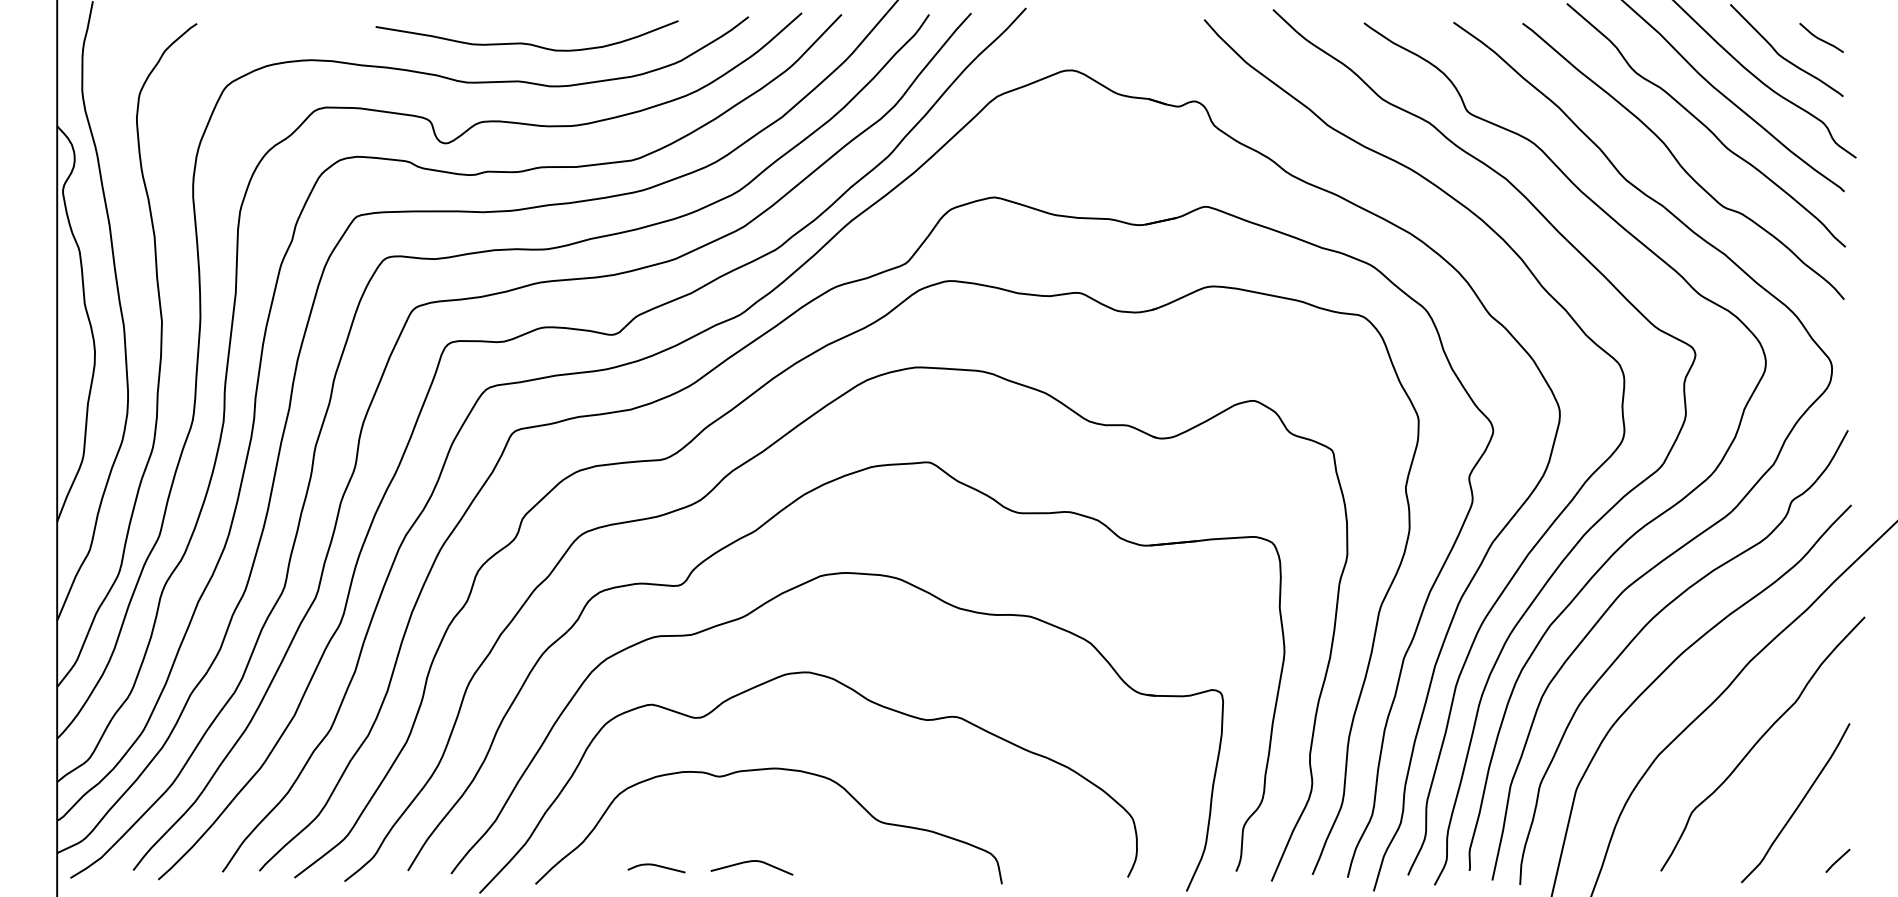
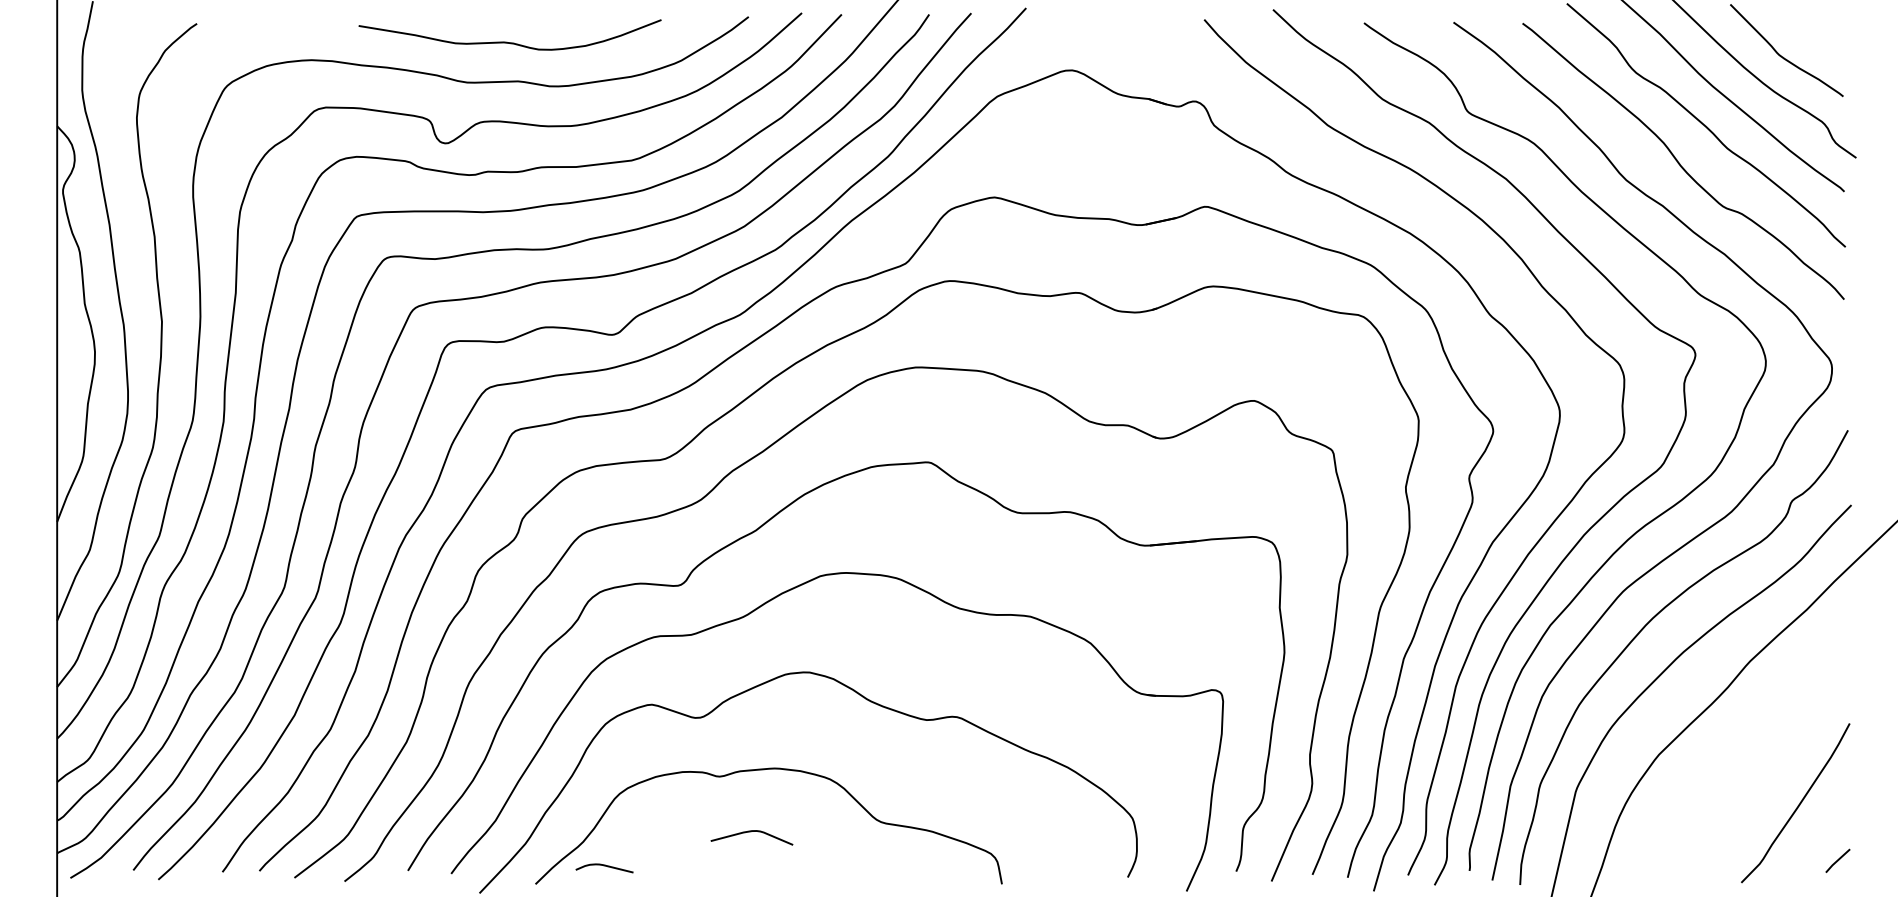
line: present -> none (1820, 38)
curve position: (524, 42) -> (507, 41) (507, 41)
curve: present -> none (1760, 740)
curve position: (751, 862) -> (751, 832) (751, 832)
curve position: (656, 866) -> (604, 866) (604, 866)
